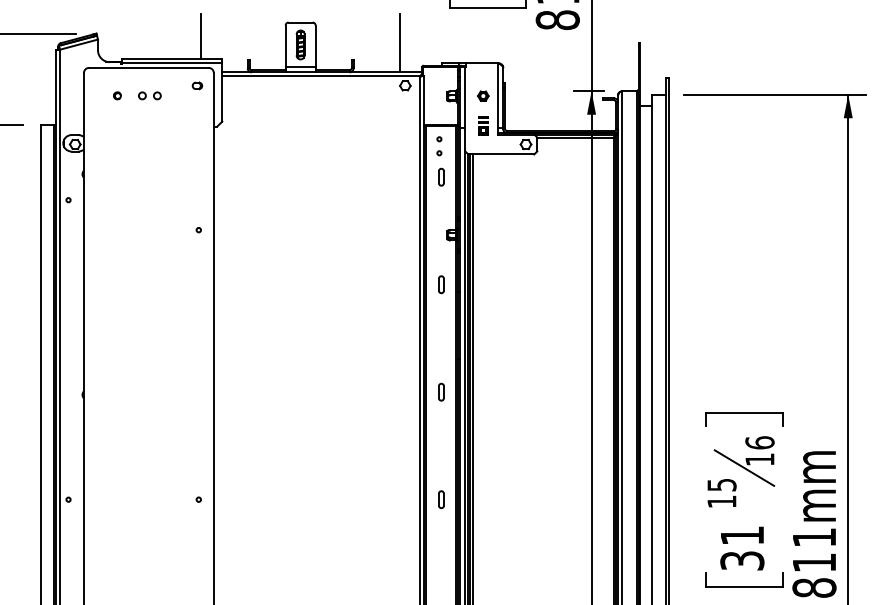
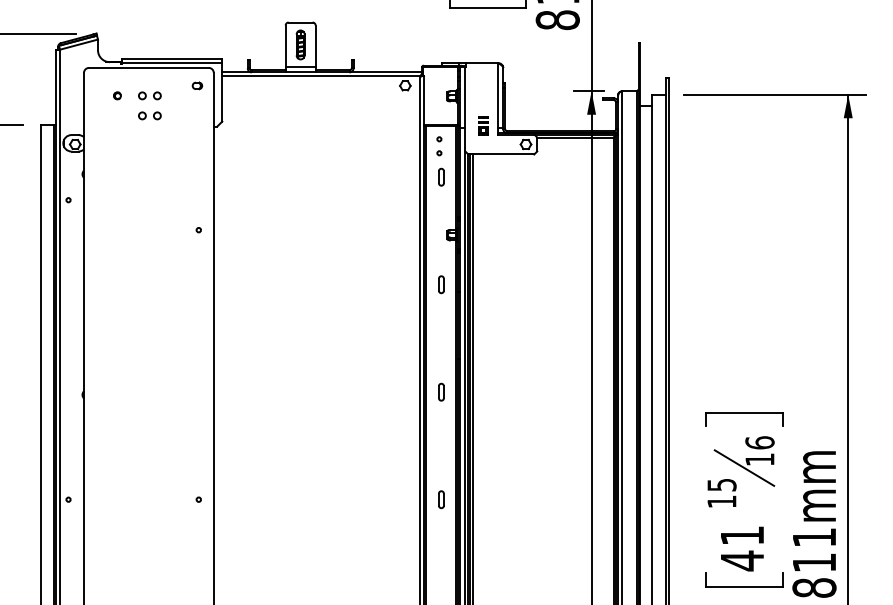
line: present -> none (200, 36)
line: present -> none (400, 42)
part: present -> none (483, 95)
part: none -> present (149, 115)
text: 31 -> 41 (742, 560)
